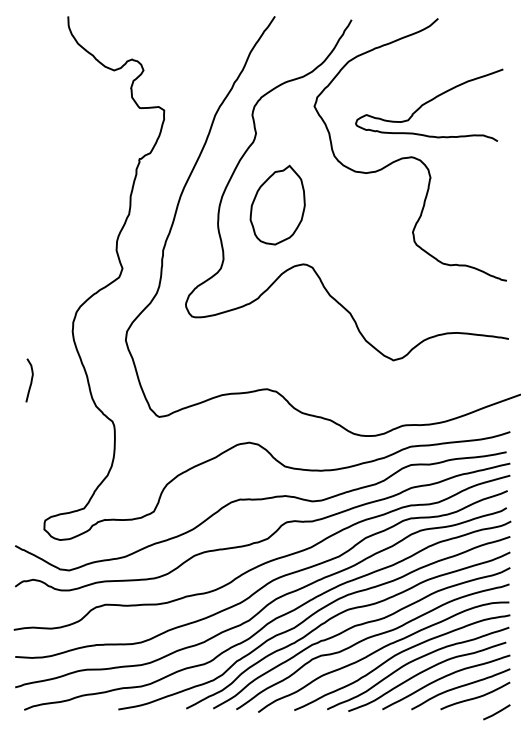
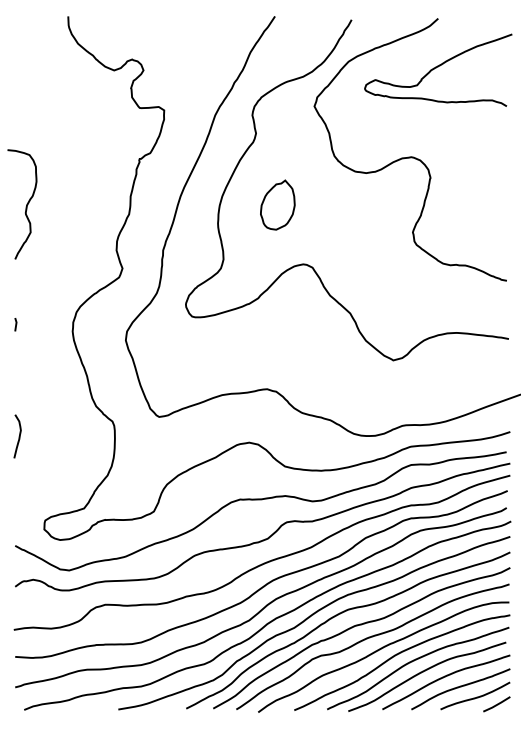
curve position: (429, 102) -> (438, 67) (438, 67)
part size: 57x82 px -> 36x52 px (277, 204)
curve: none -> present (25, 206)
line: none -> present (15, 324)
curve position: (30, 380) -> (18, 436) (18, 436)
line position: (496, 712) -> (496, 704) (496, 704)
